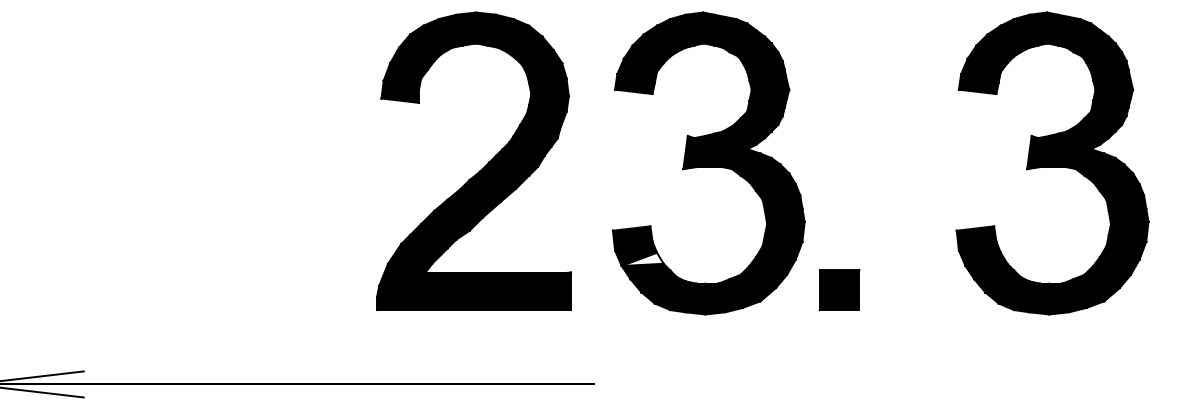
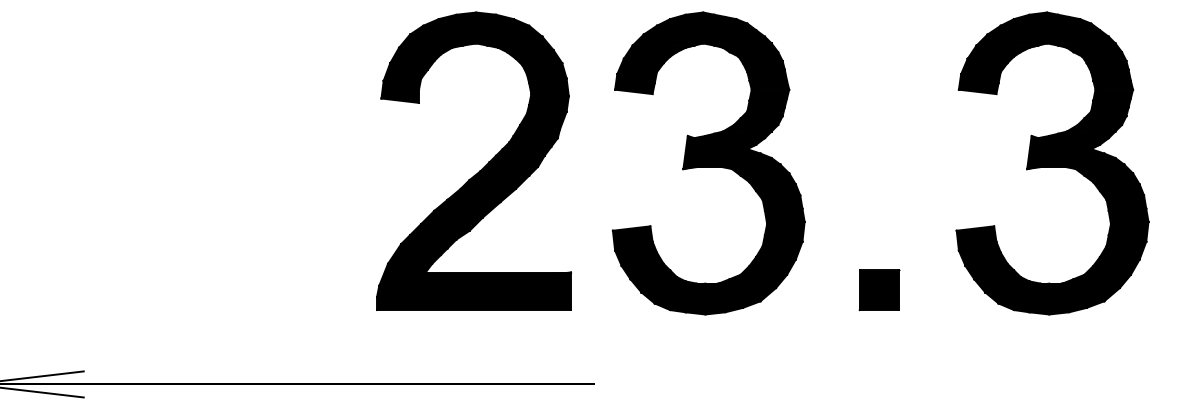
fill: none -> present (642, 258)
part position: (839, 290) -> (879, 290) (879, 290)
